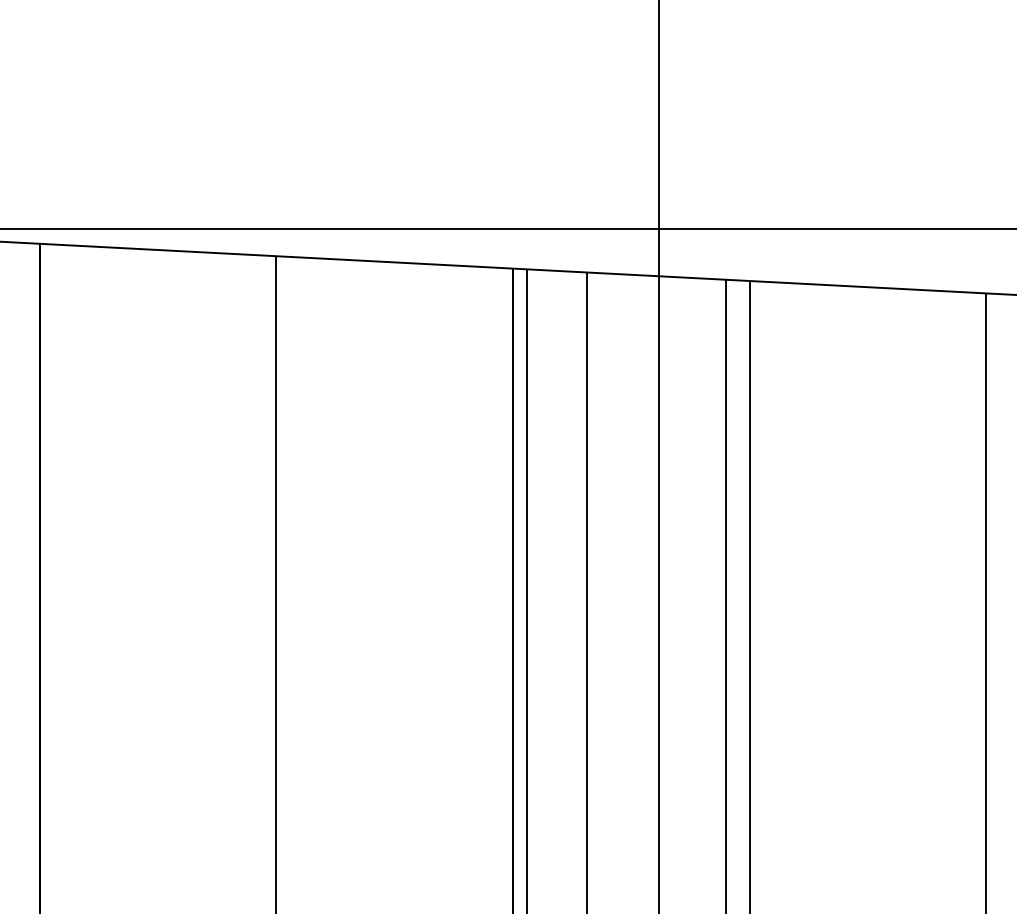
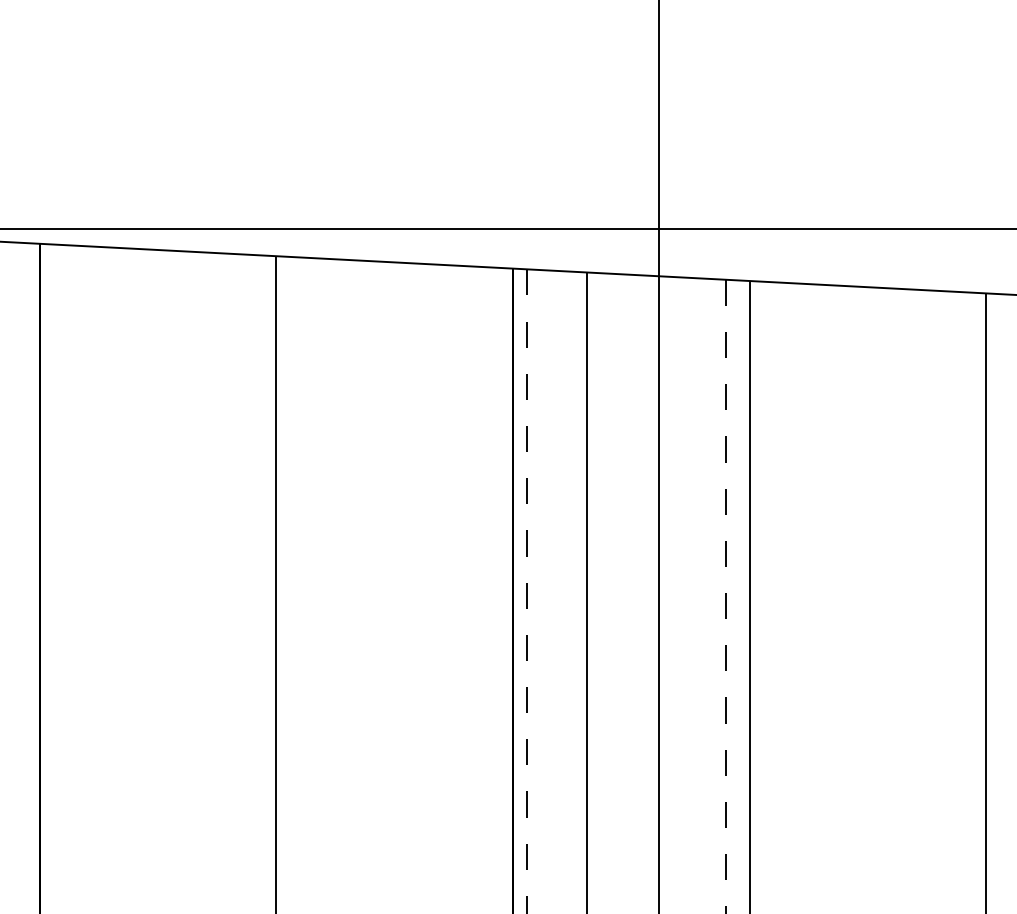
line: solid -> dashed (526, 591)
line: solid -> dashed (726, 596)
